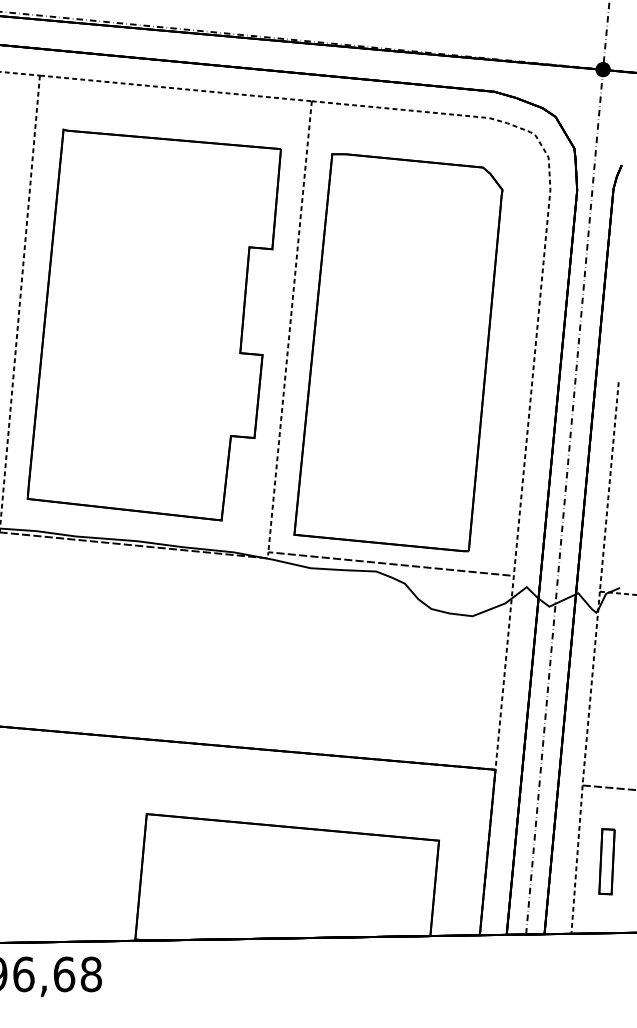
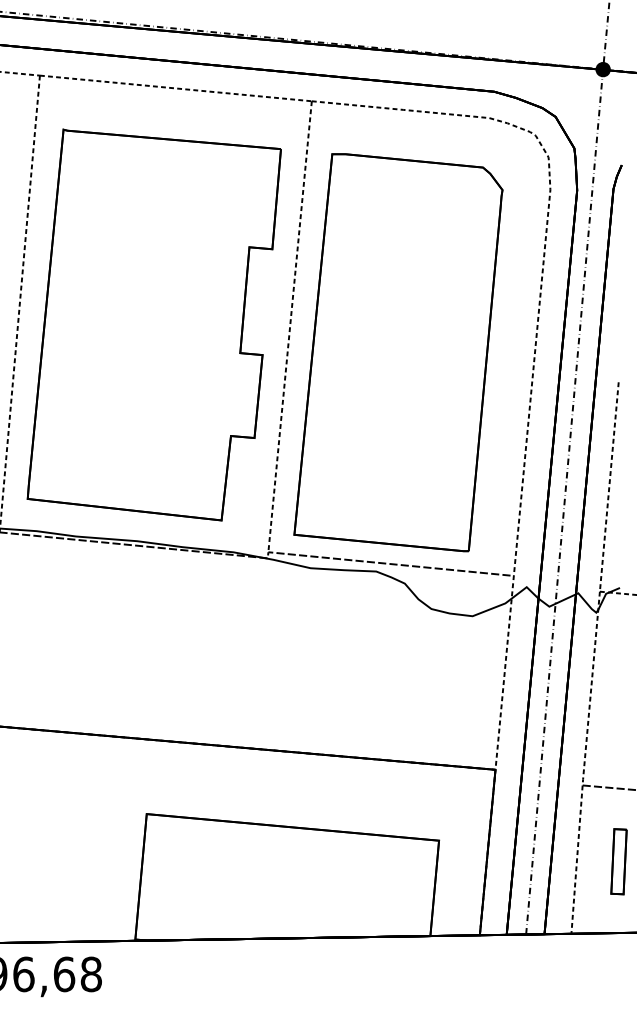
part position: (606, 861) -> (618, 861) (618, 861)
